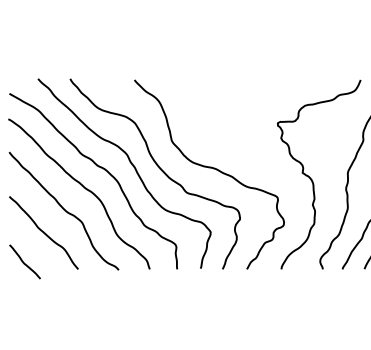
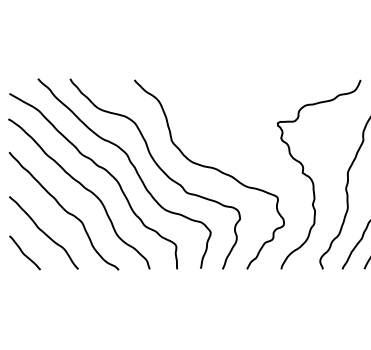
curve position: (23, 261) -> (23, 252) (23, 252)
